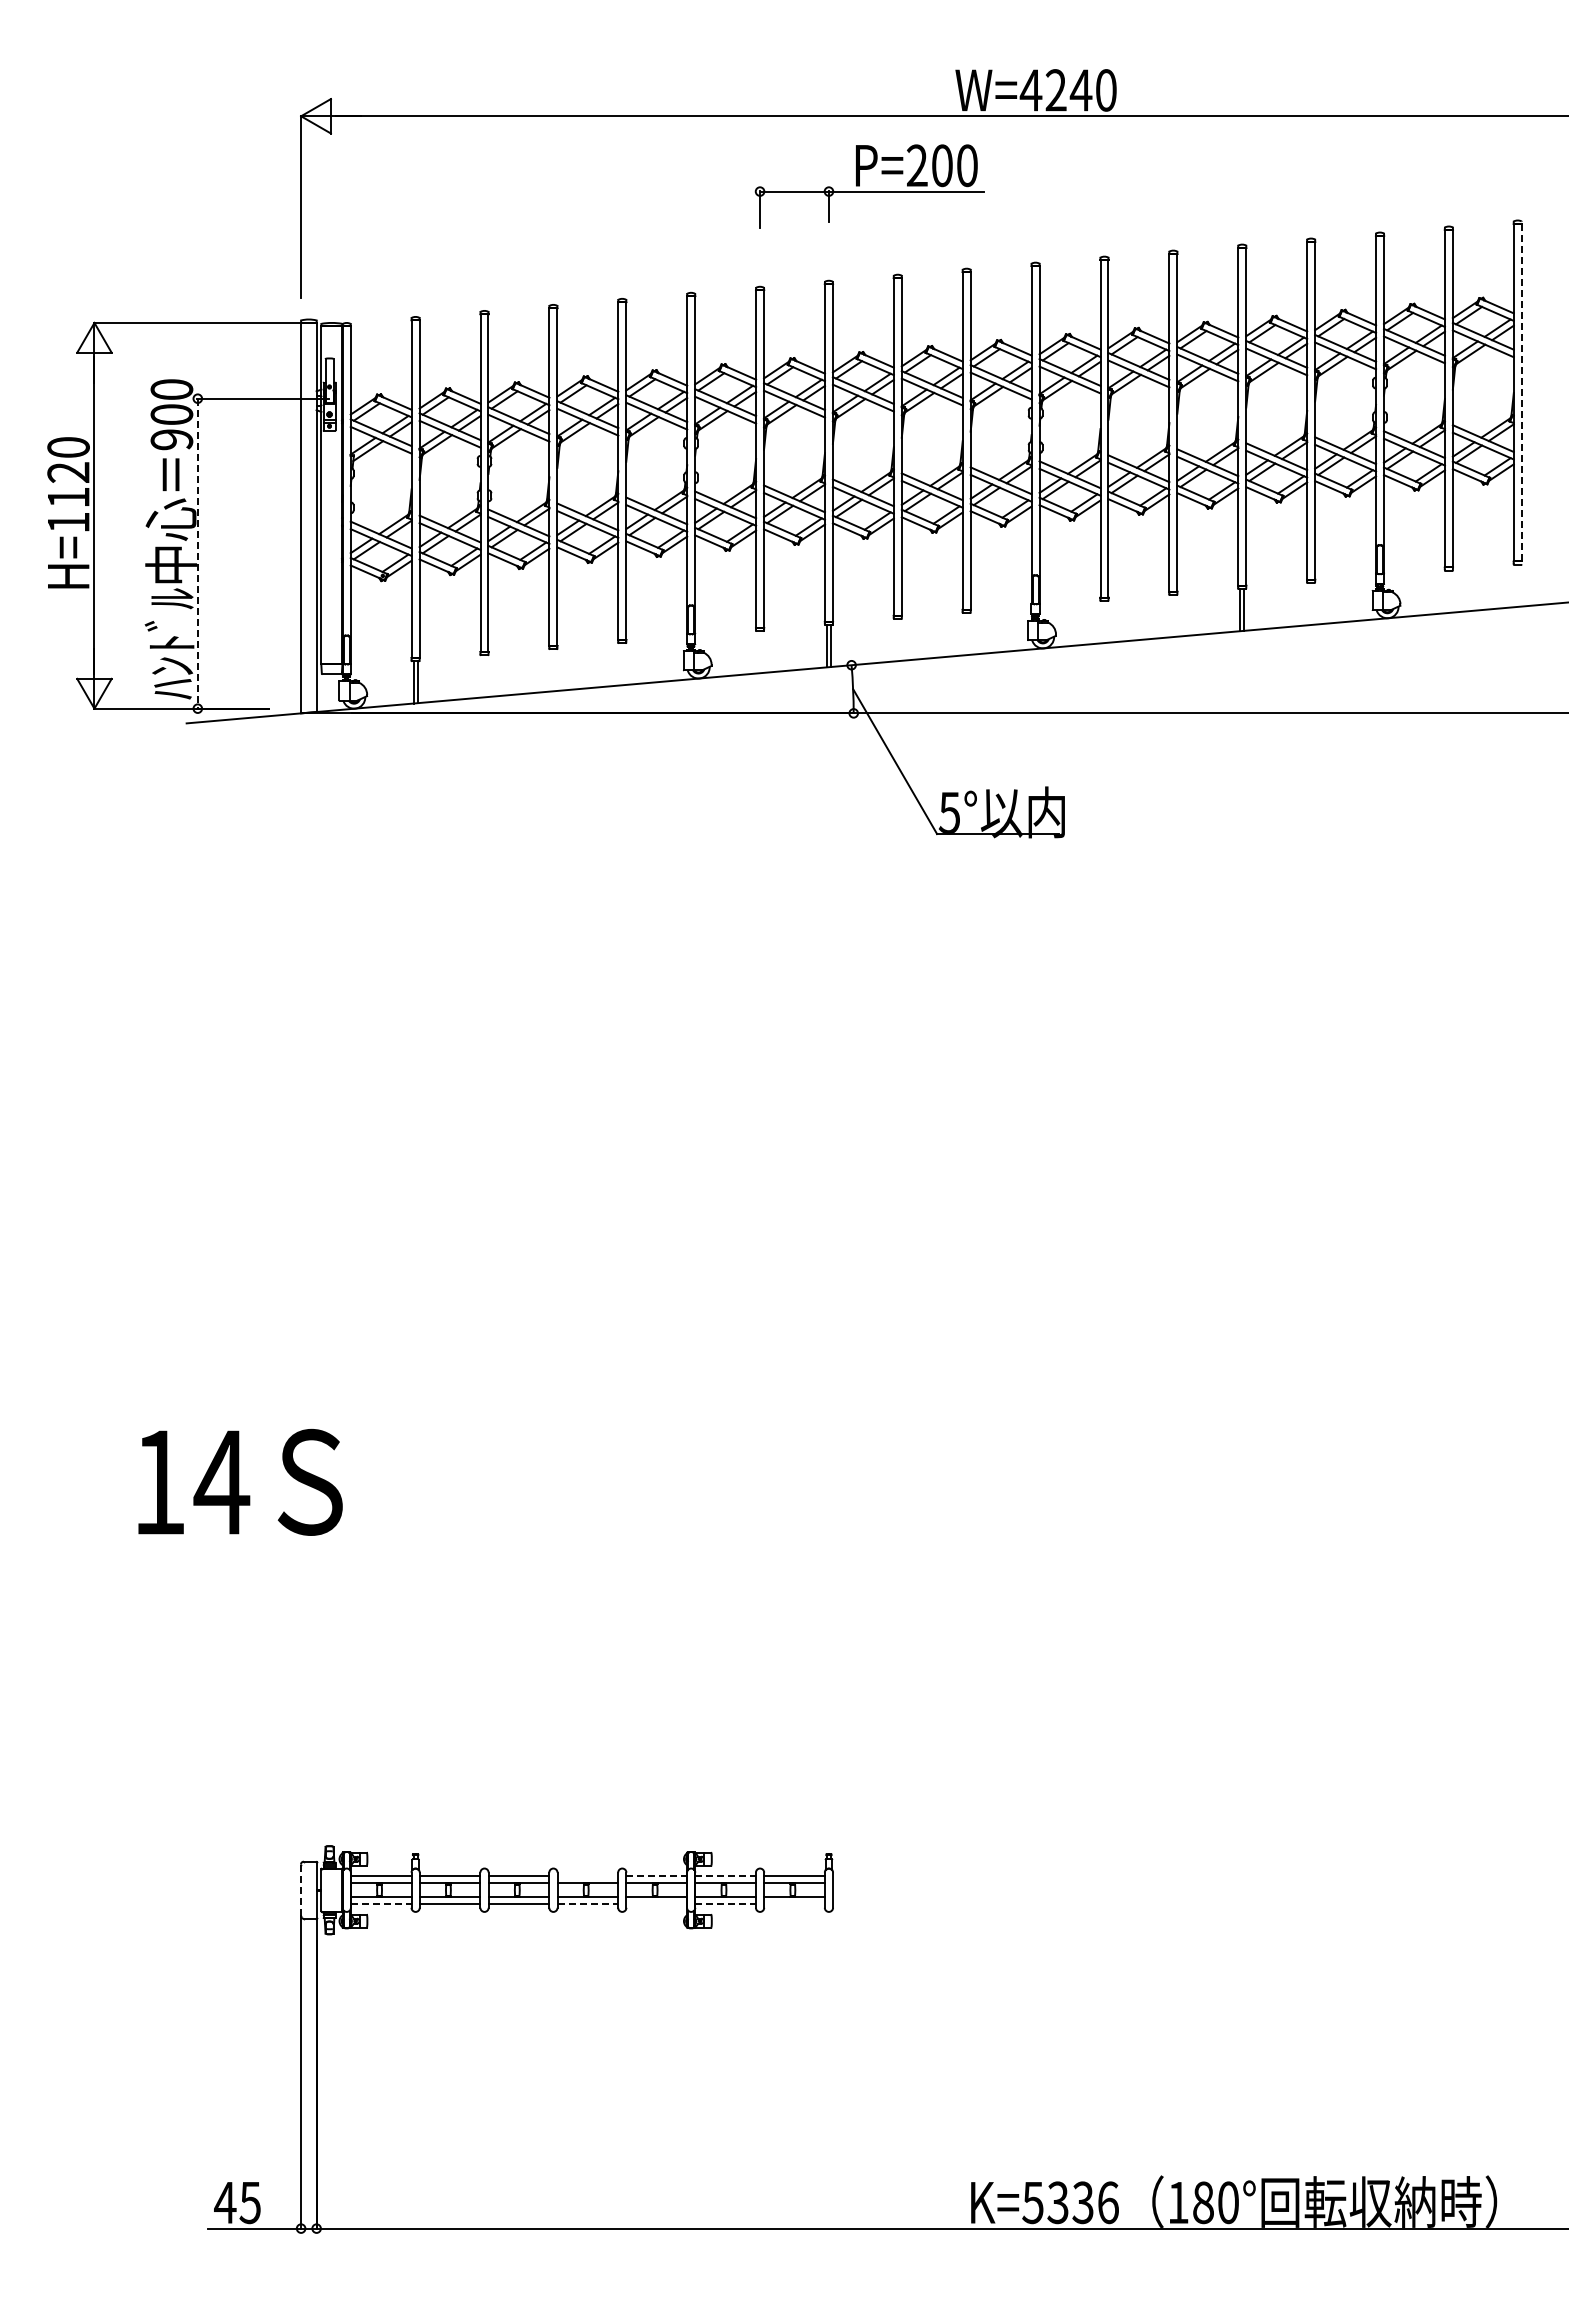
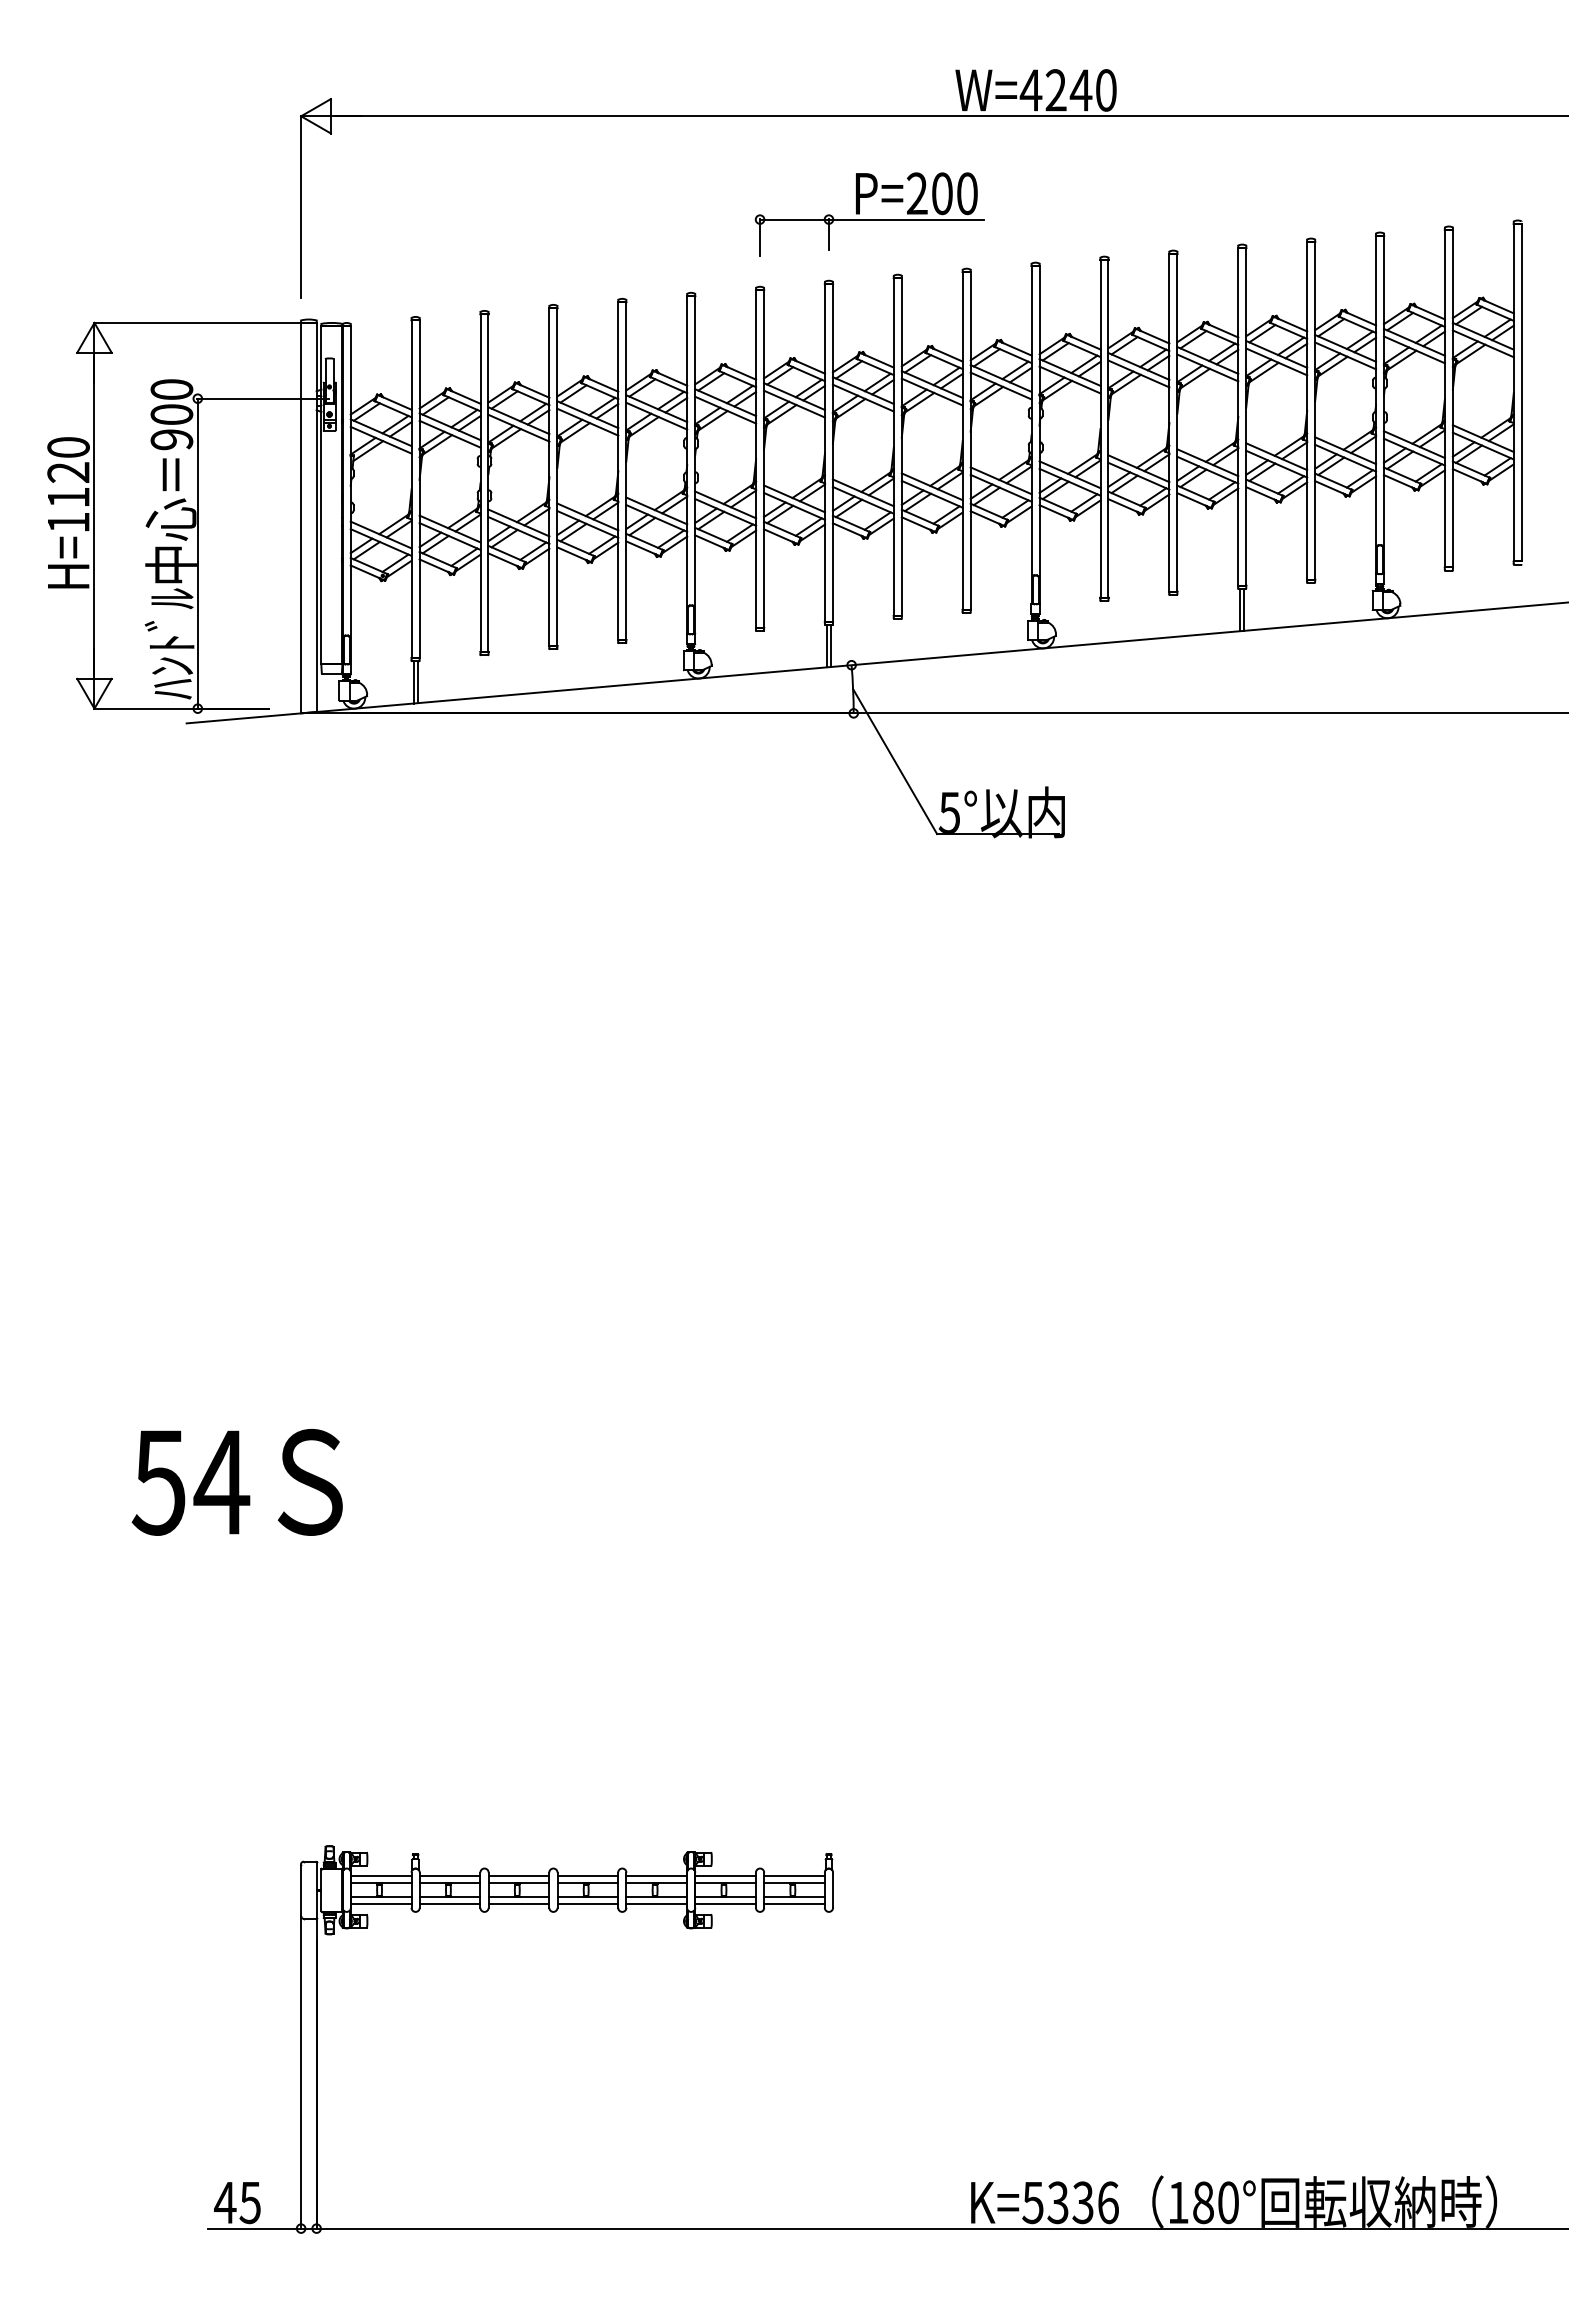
part position: (869, 186) -> (869, 214) (869, 214)
line: dashed -> solid (1521, 392)
line: dashed -> solid (197, 553)
text: 14 -> 54 (158, 1482)
line: none -> present (587, 1876)
line: dashed -> solid (657, 1876)
line: dashed -> solid (726, 1876)
line: dashed -> solid (300, 1890)
line: dashed -> solid (381, 1904)
line: dashed -> solid (588, 1904)
line: none -> present (656, 1904)
line: dashed -> solid (726, 1904)
line: none -> present (794, 1904)
